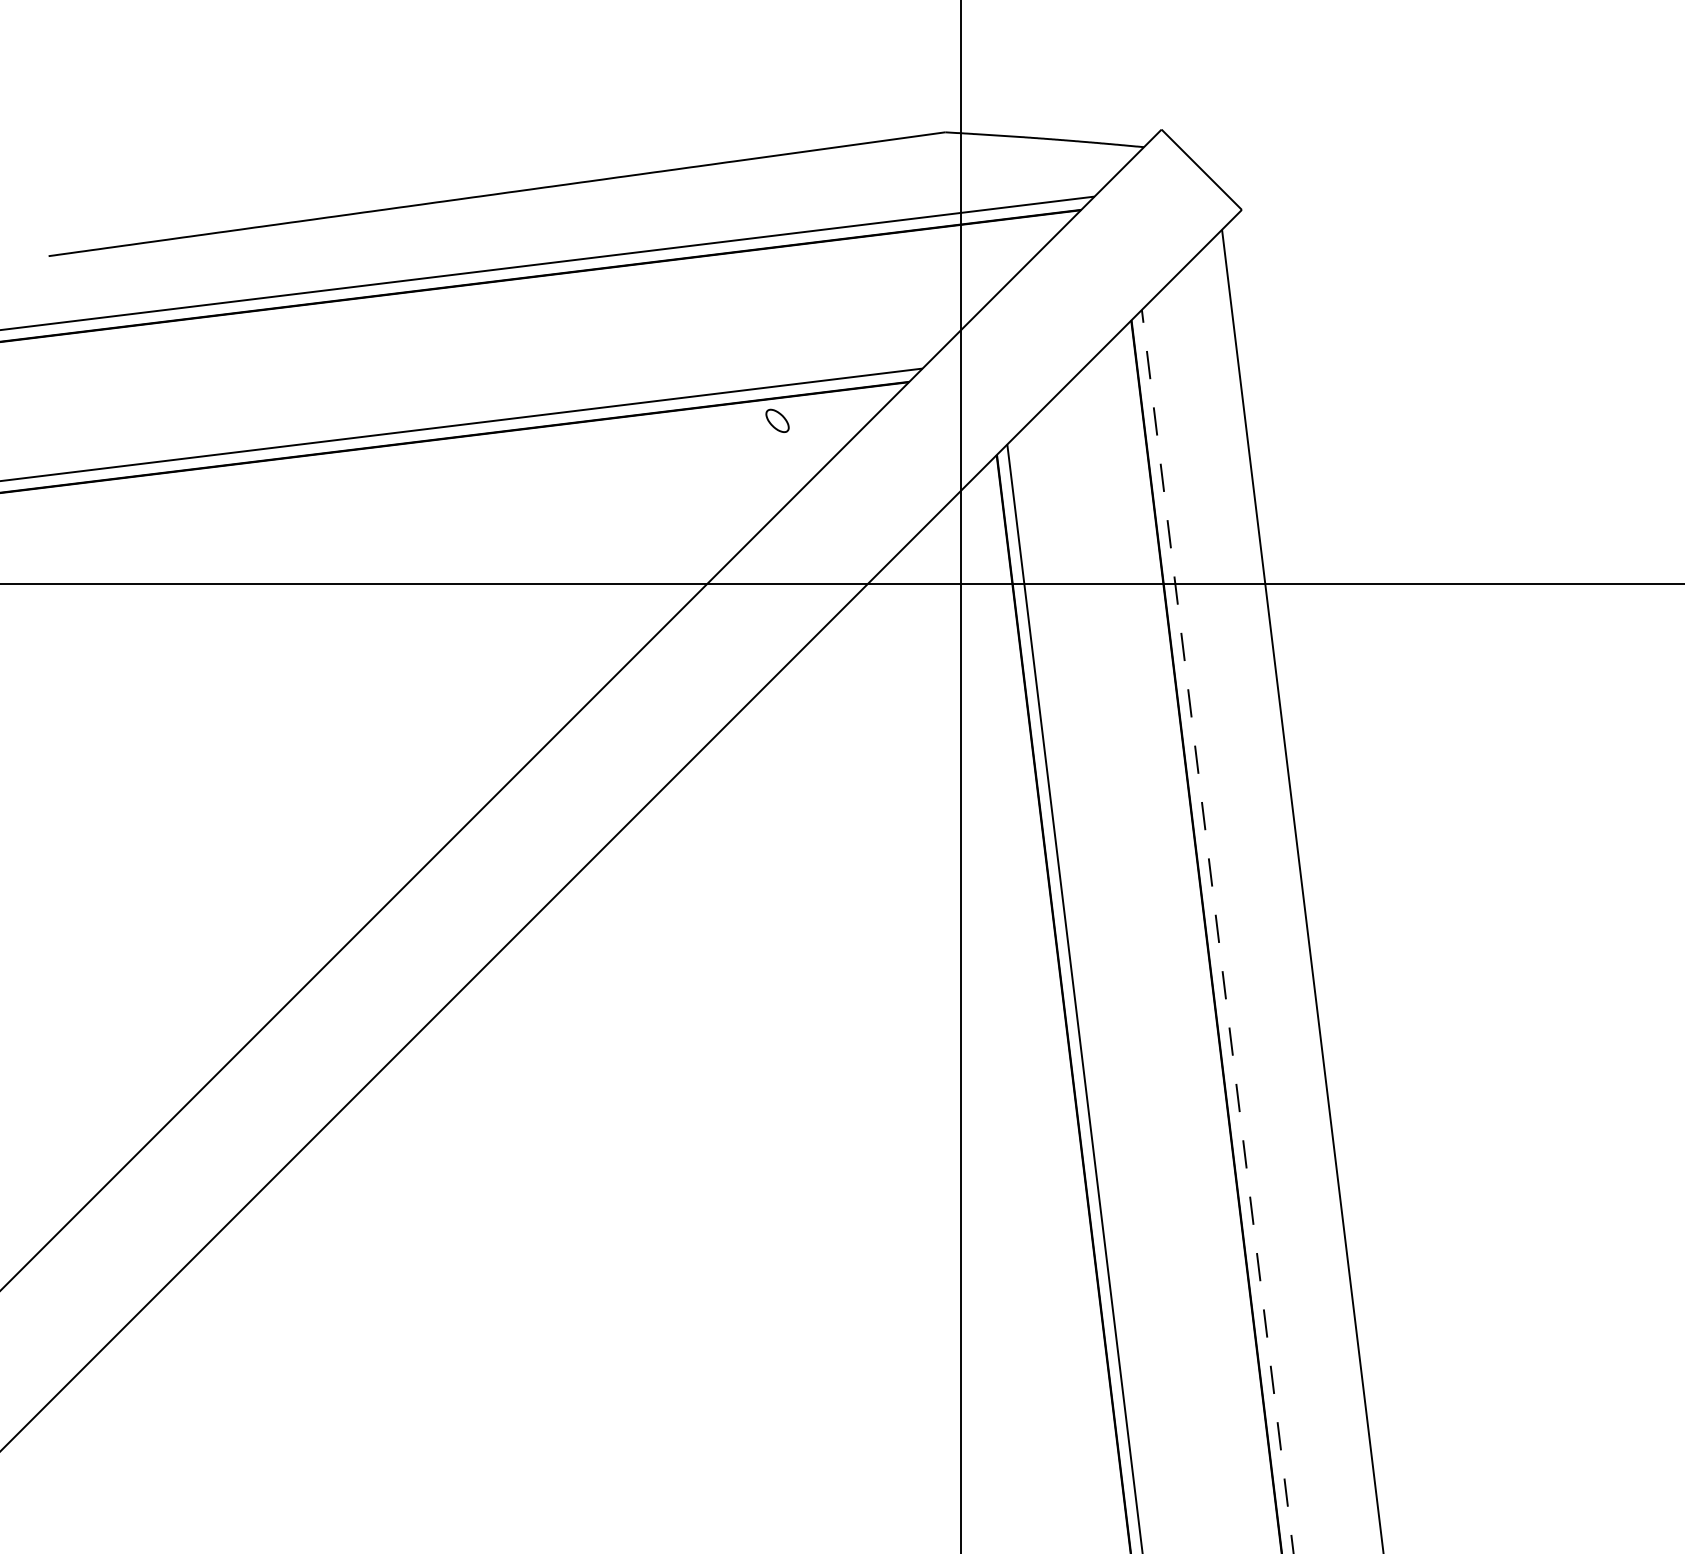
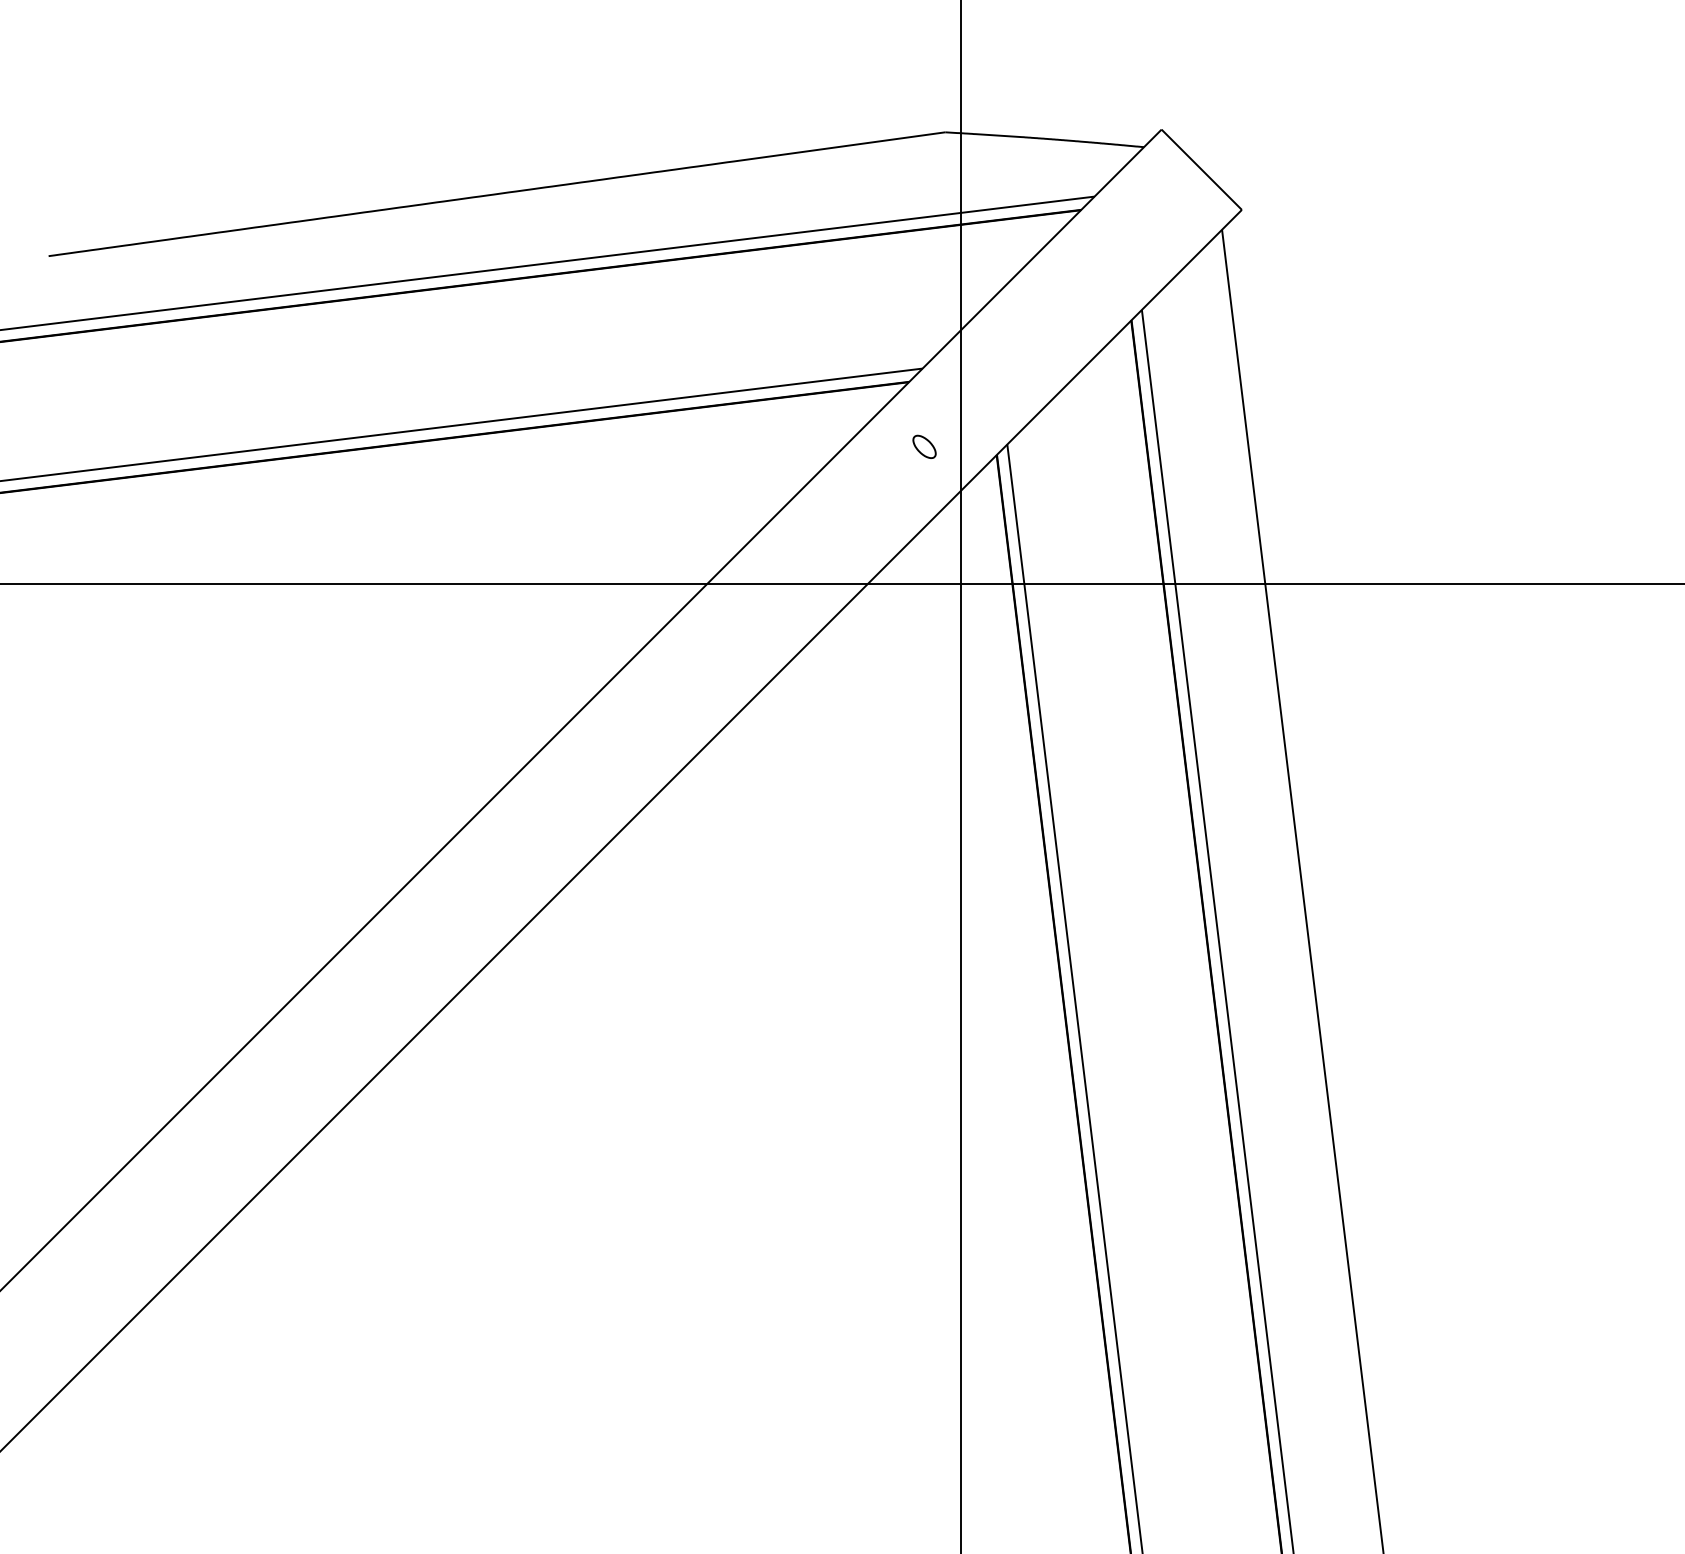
part position: (777, 420) -> (924, 446) (924, 446)
line: dashed -> solid (1217, 931)
